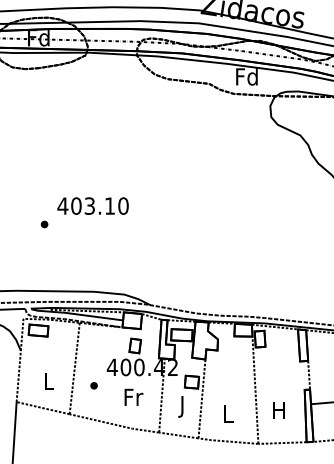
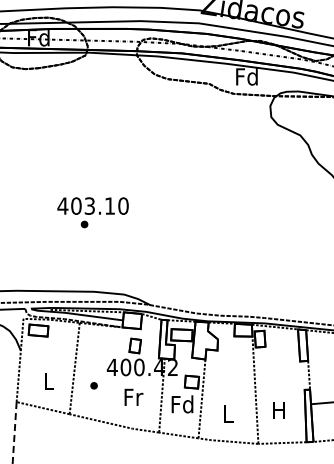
part position: (44, 224) -> (84, 224) (84, 224)
text: J -> Fd (182, 406)
line: solid -> dashed (14, 432)
